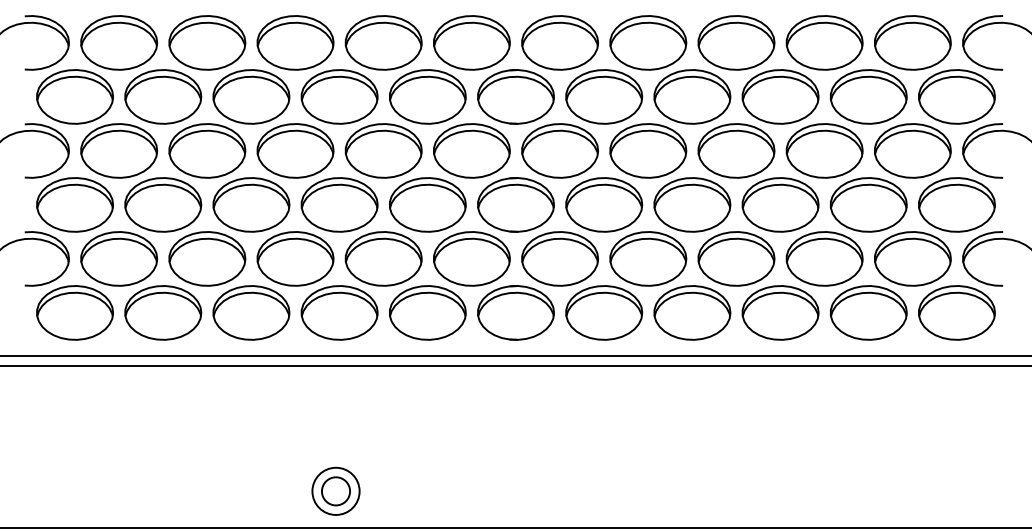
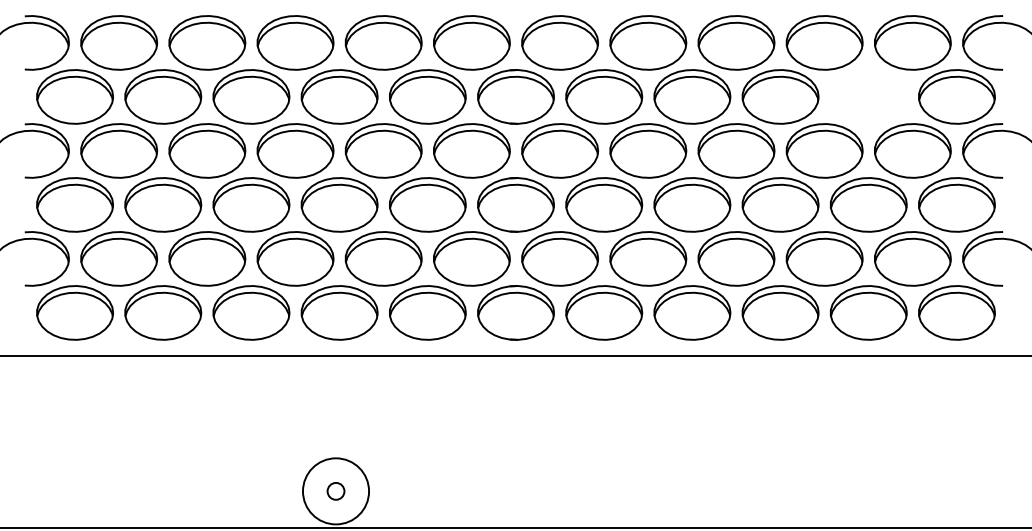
part: present -> none (868, 96)
line: present -> none (515, 366)
circle diameter: 47 px -> 66 px (336, 491)
circle diameter: 28 px -> 17 px (335, 490)
